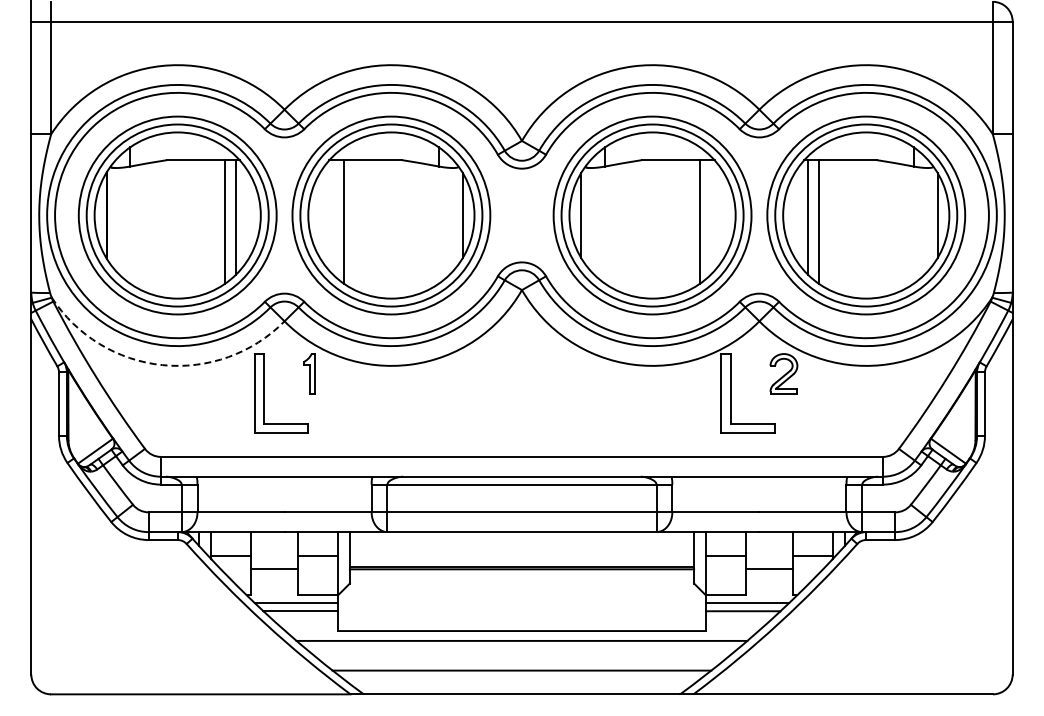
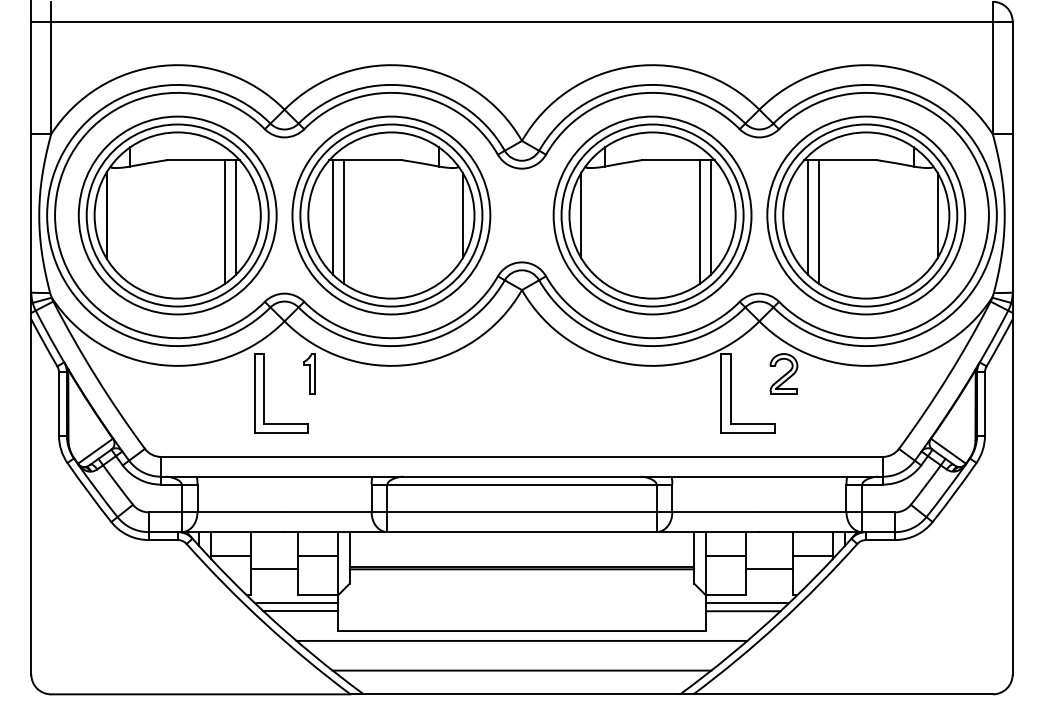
line: none -> present (333, 217)
line: none -> present (710, 217)
arc: dashed -> solid (162, 365)
